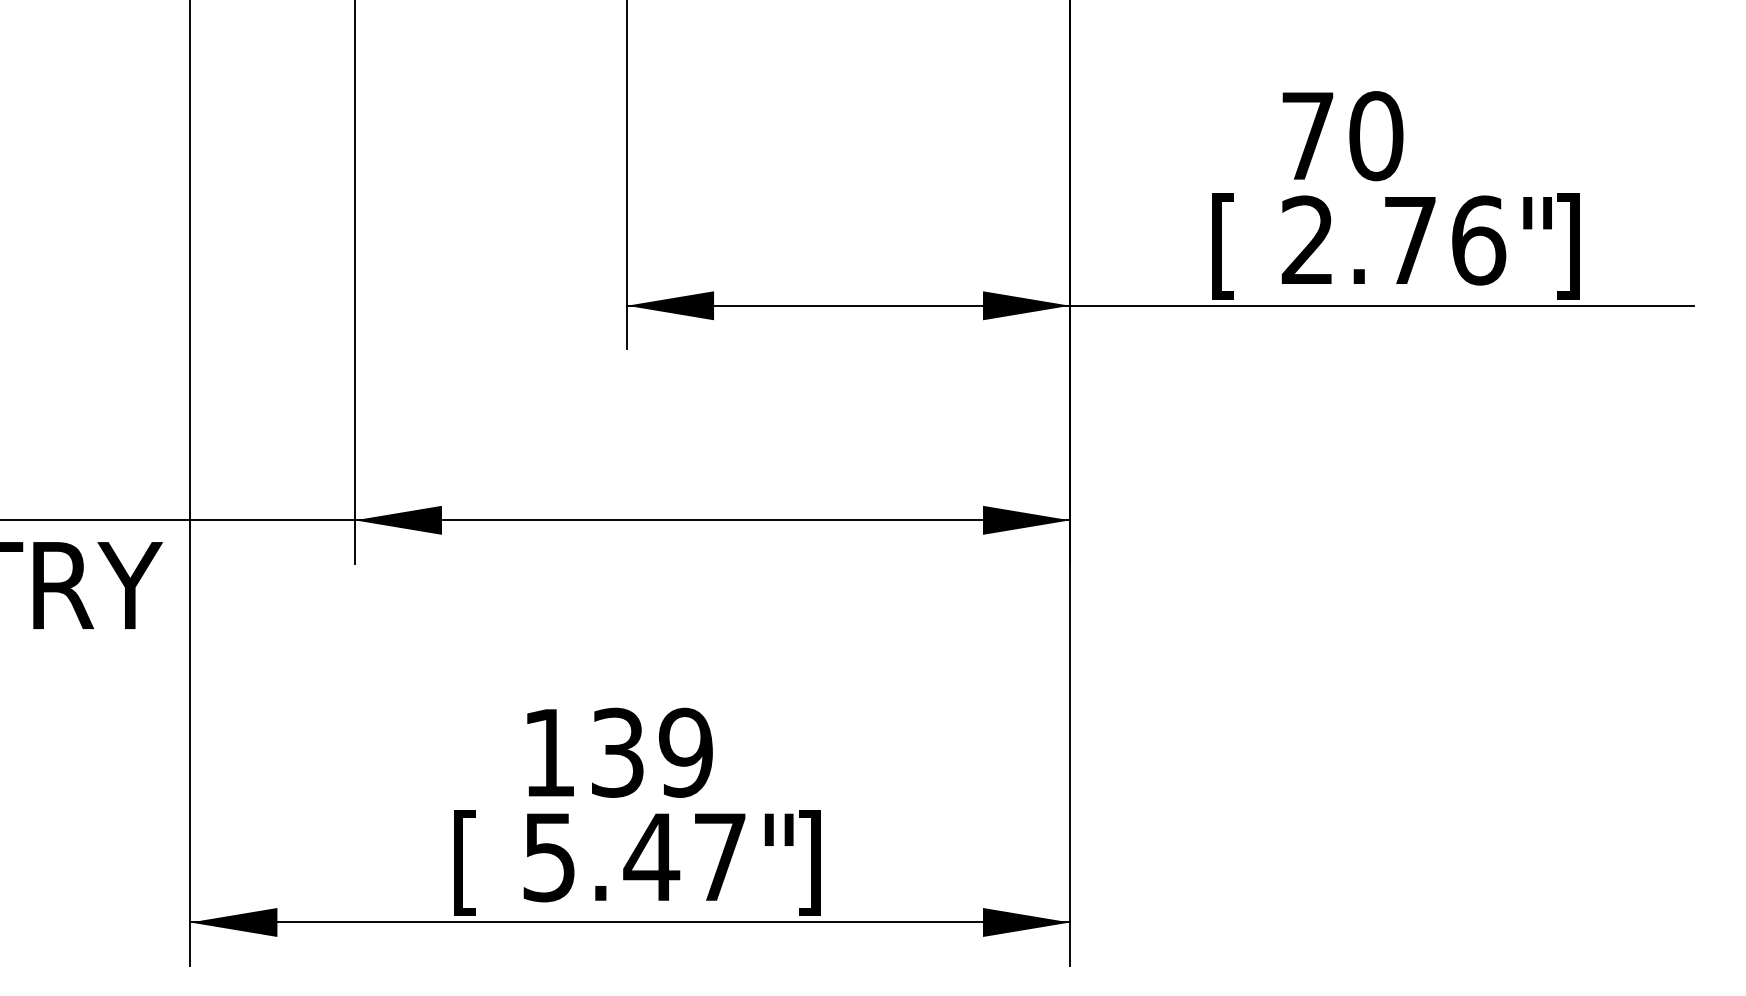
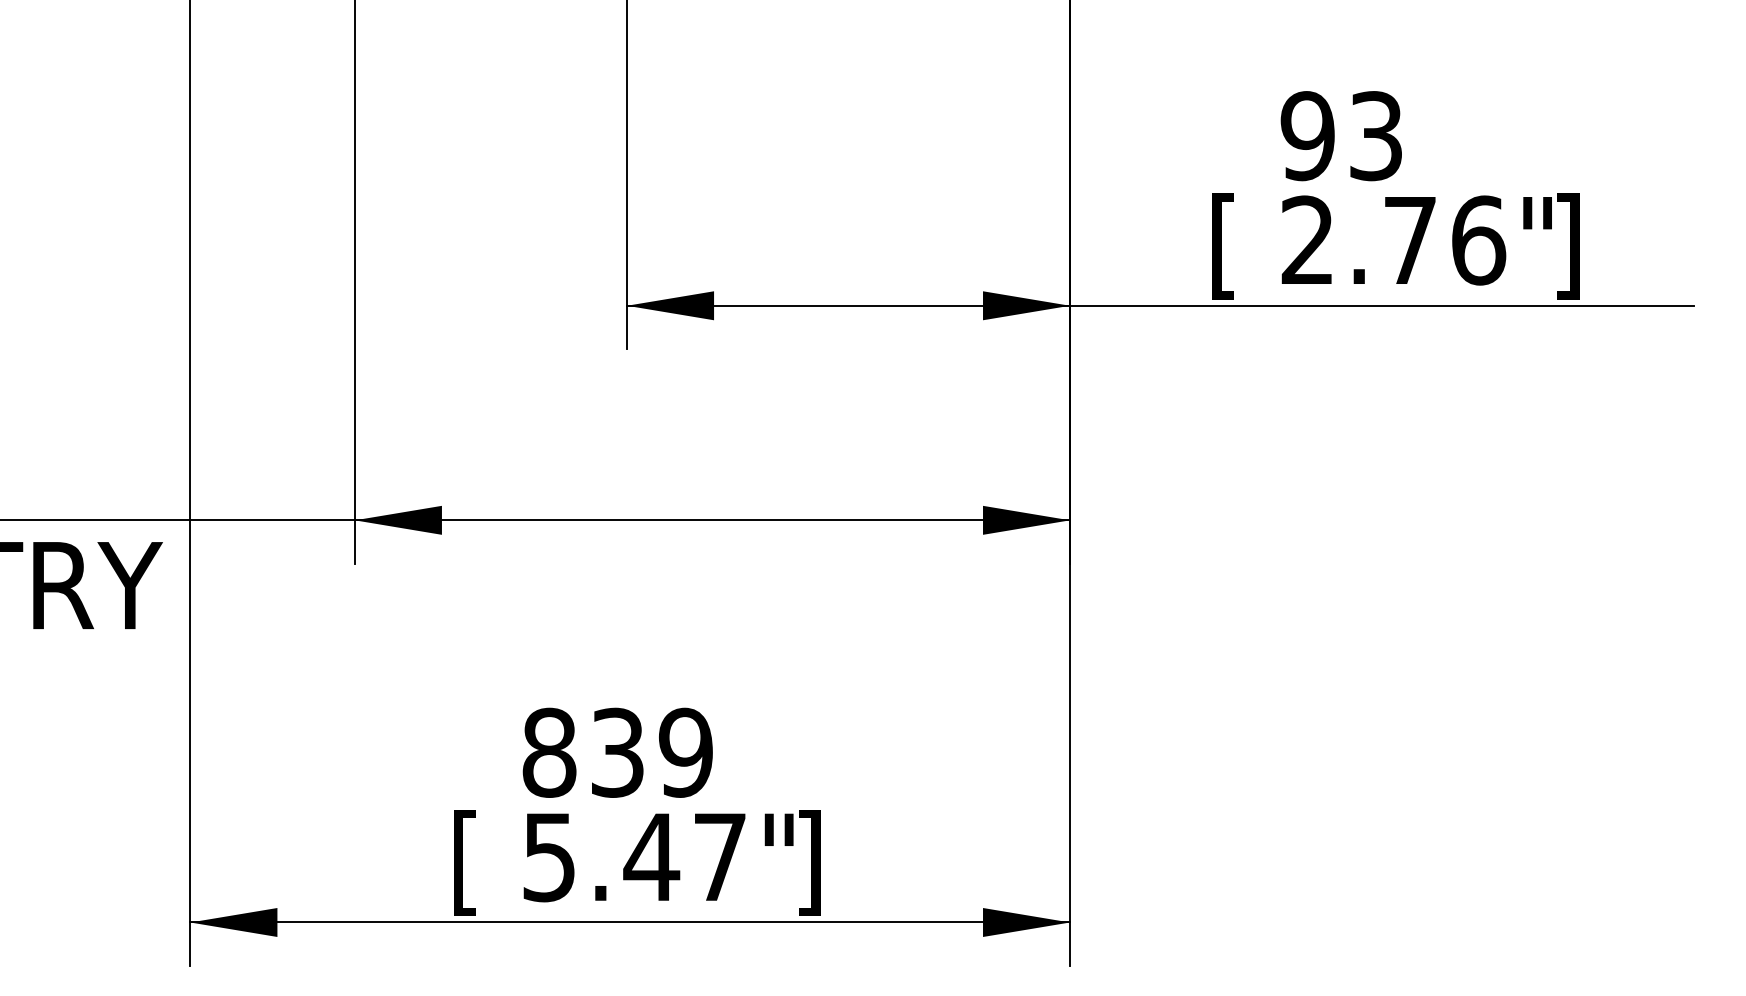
text: 70 -> 93 (1341, 136)
text: 139 -> 839 (549, 752)
